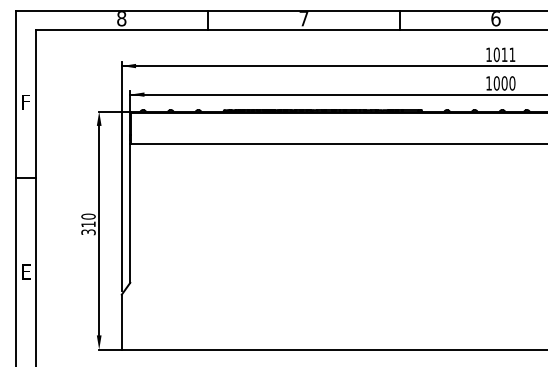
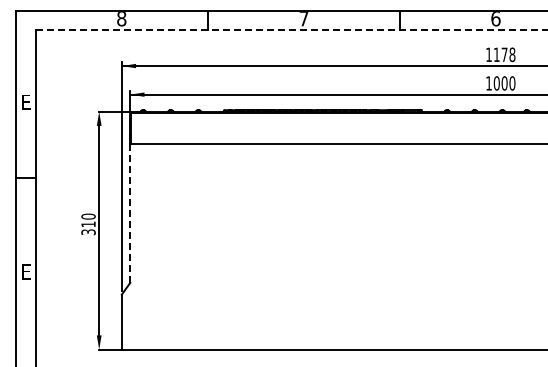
line: solid -> dashed (291, 30)
text: 1011 -> 1178 (504, 54)
text: F -> E (27, 105)
line: solid -> dashed (130, 213)
